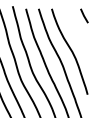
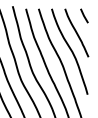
line: none -> present (76, 32)
